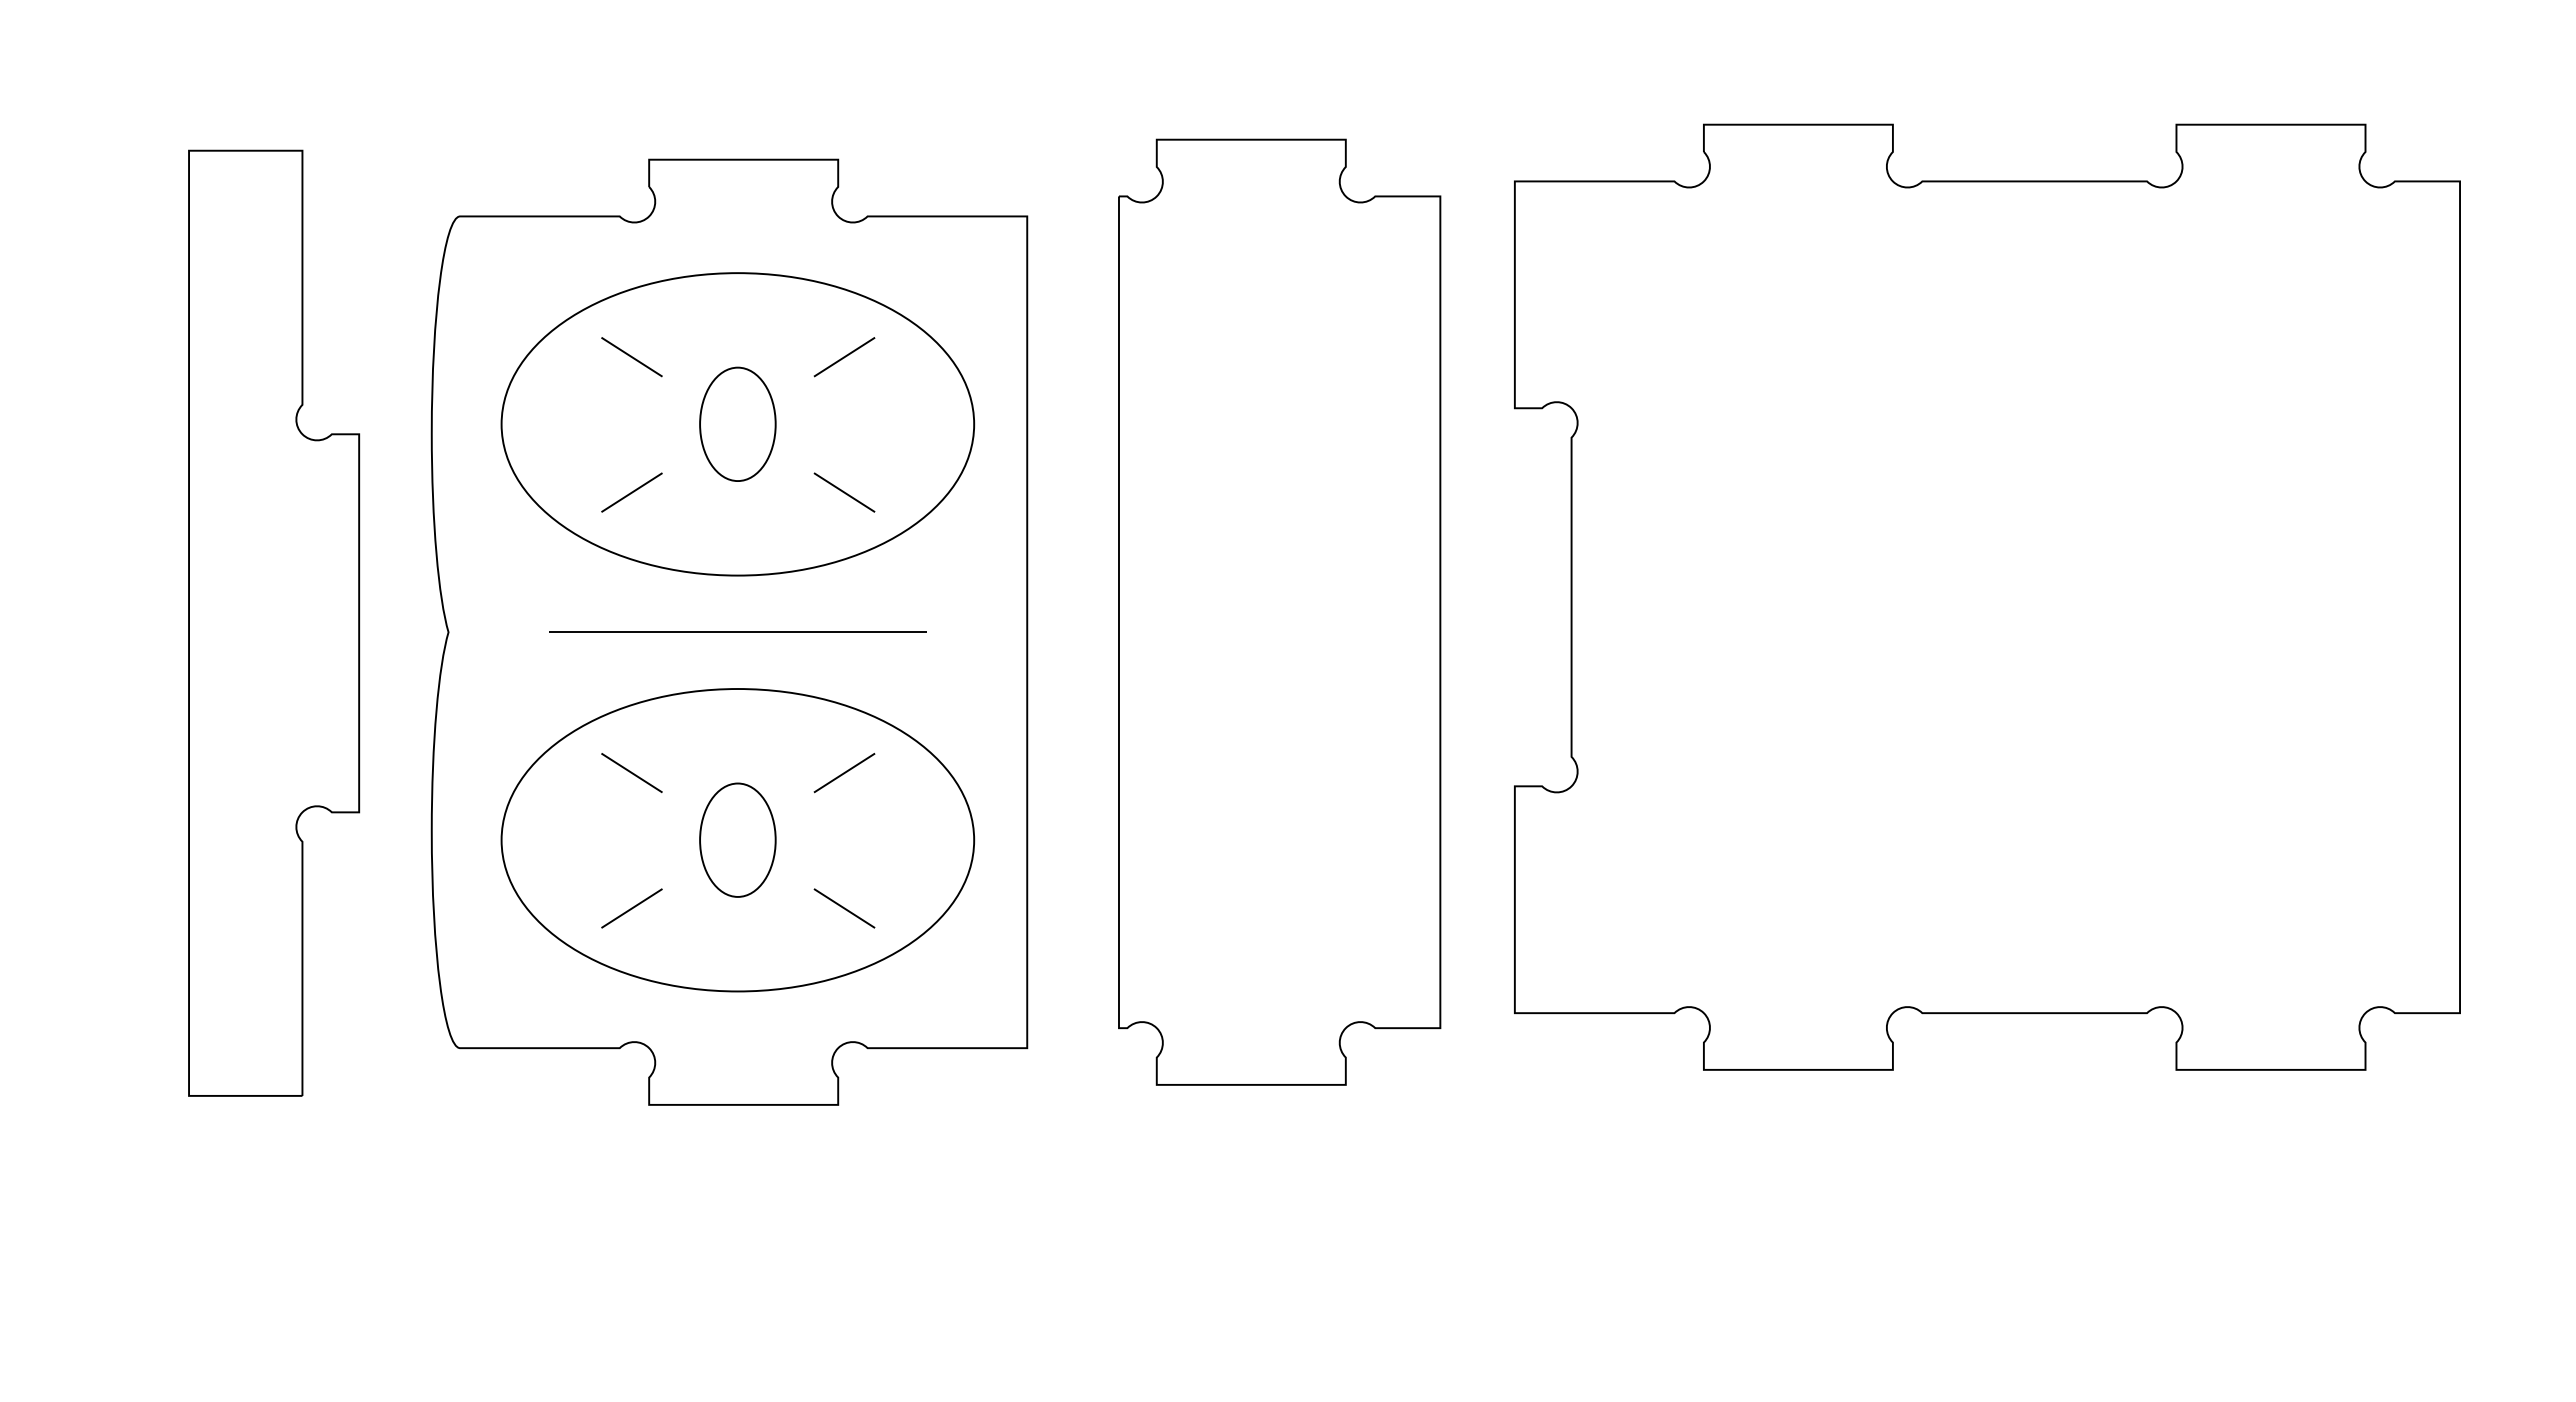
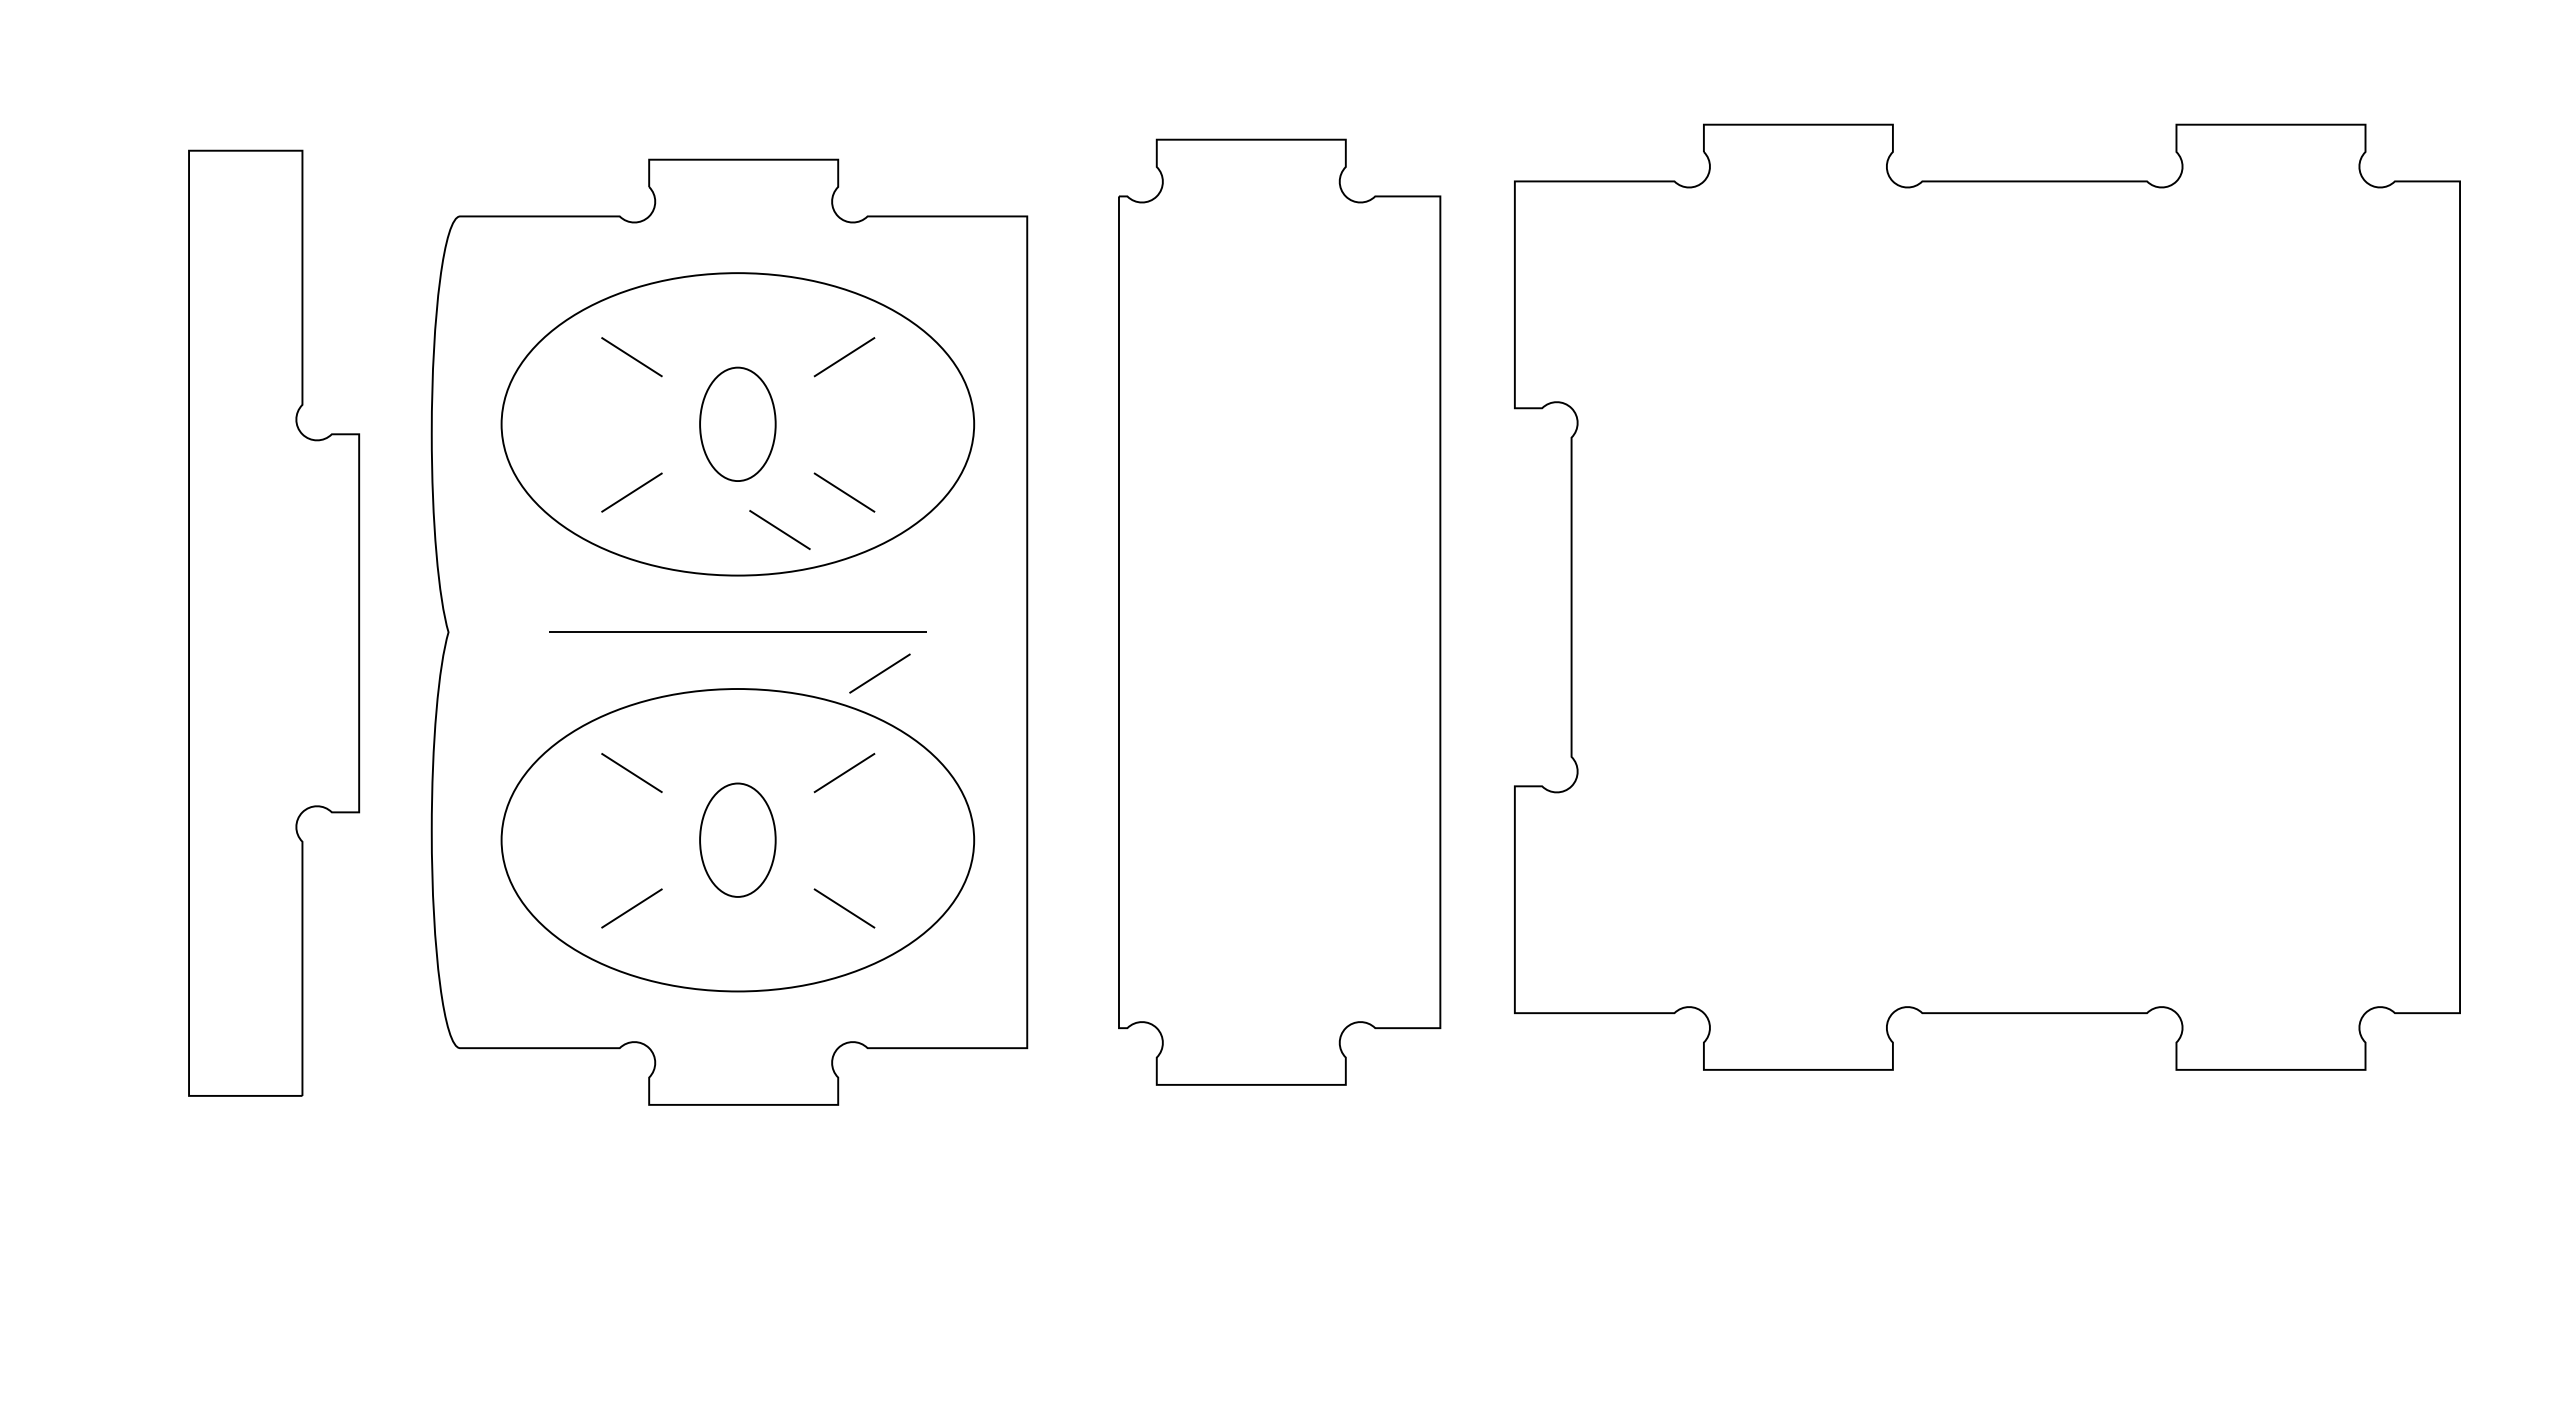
line: none -> present (779, 529)
line: none -> present (879, 673)
